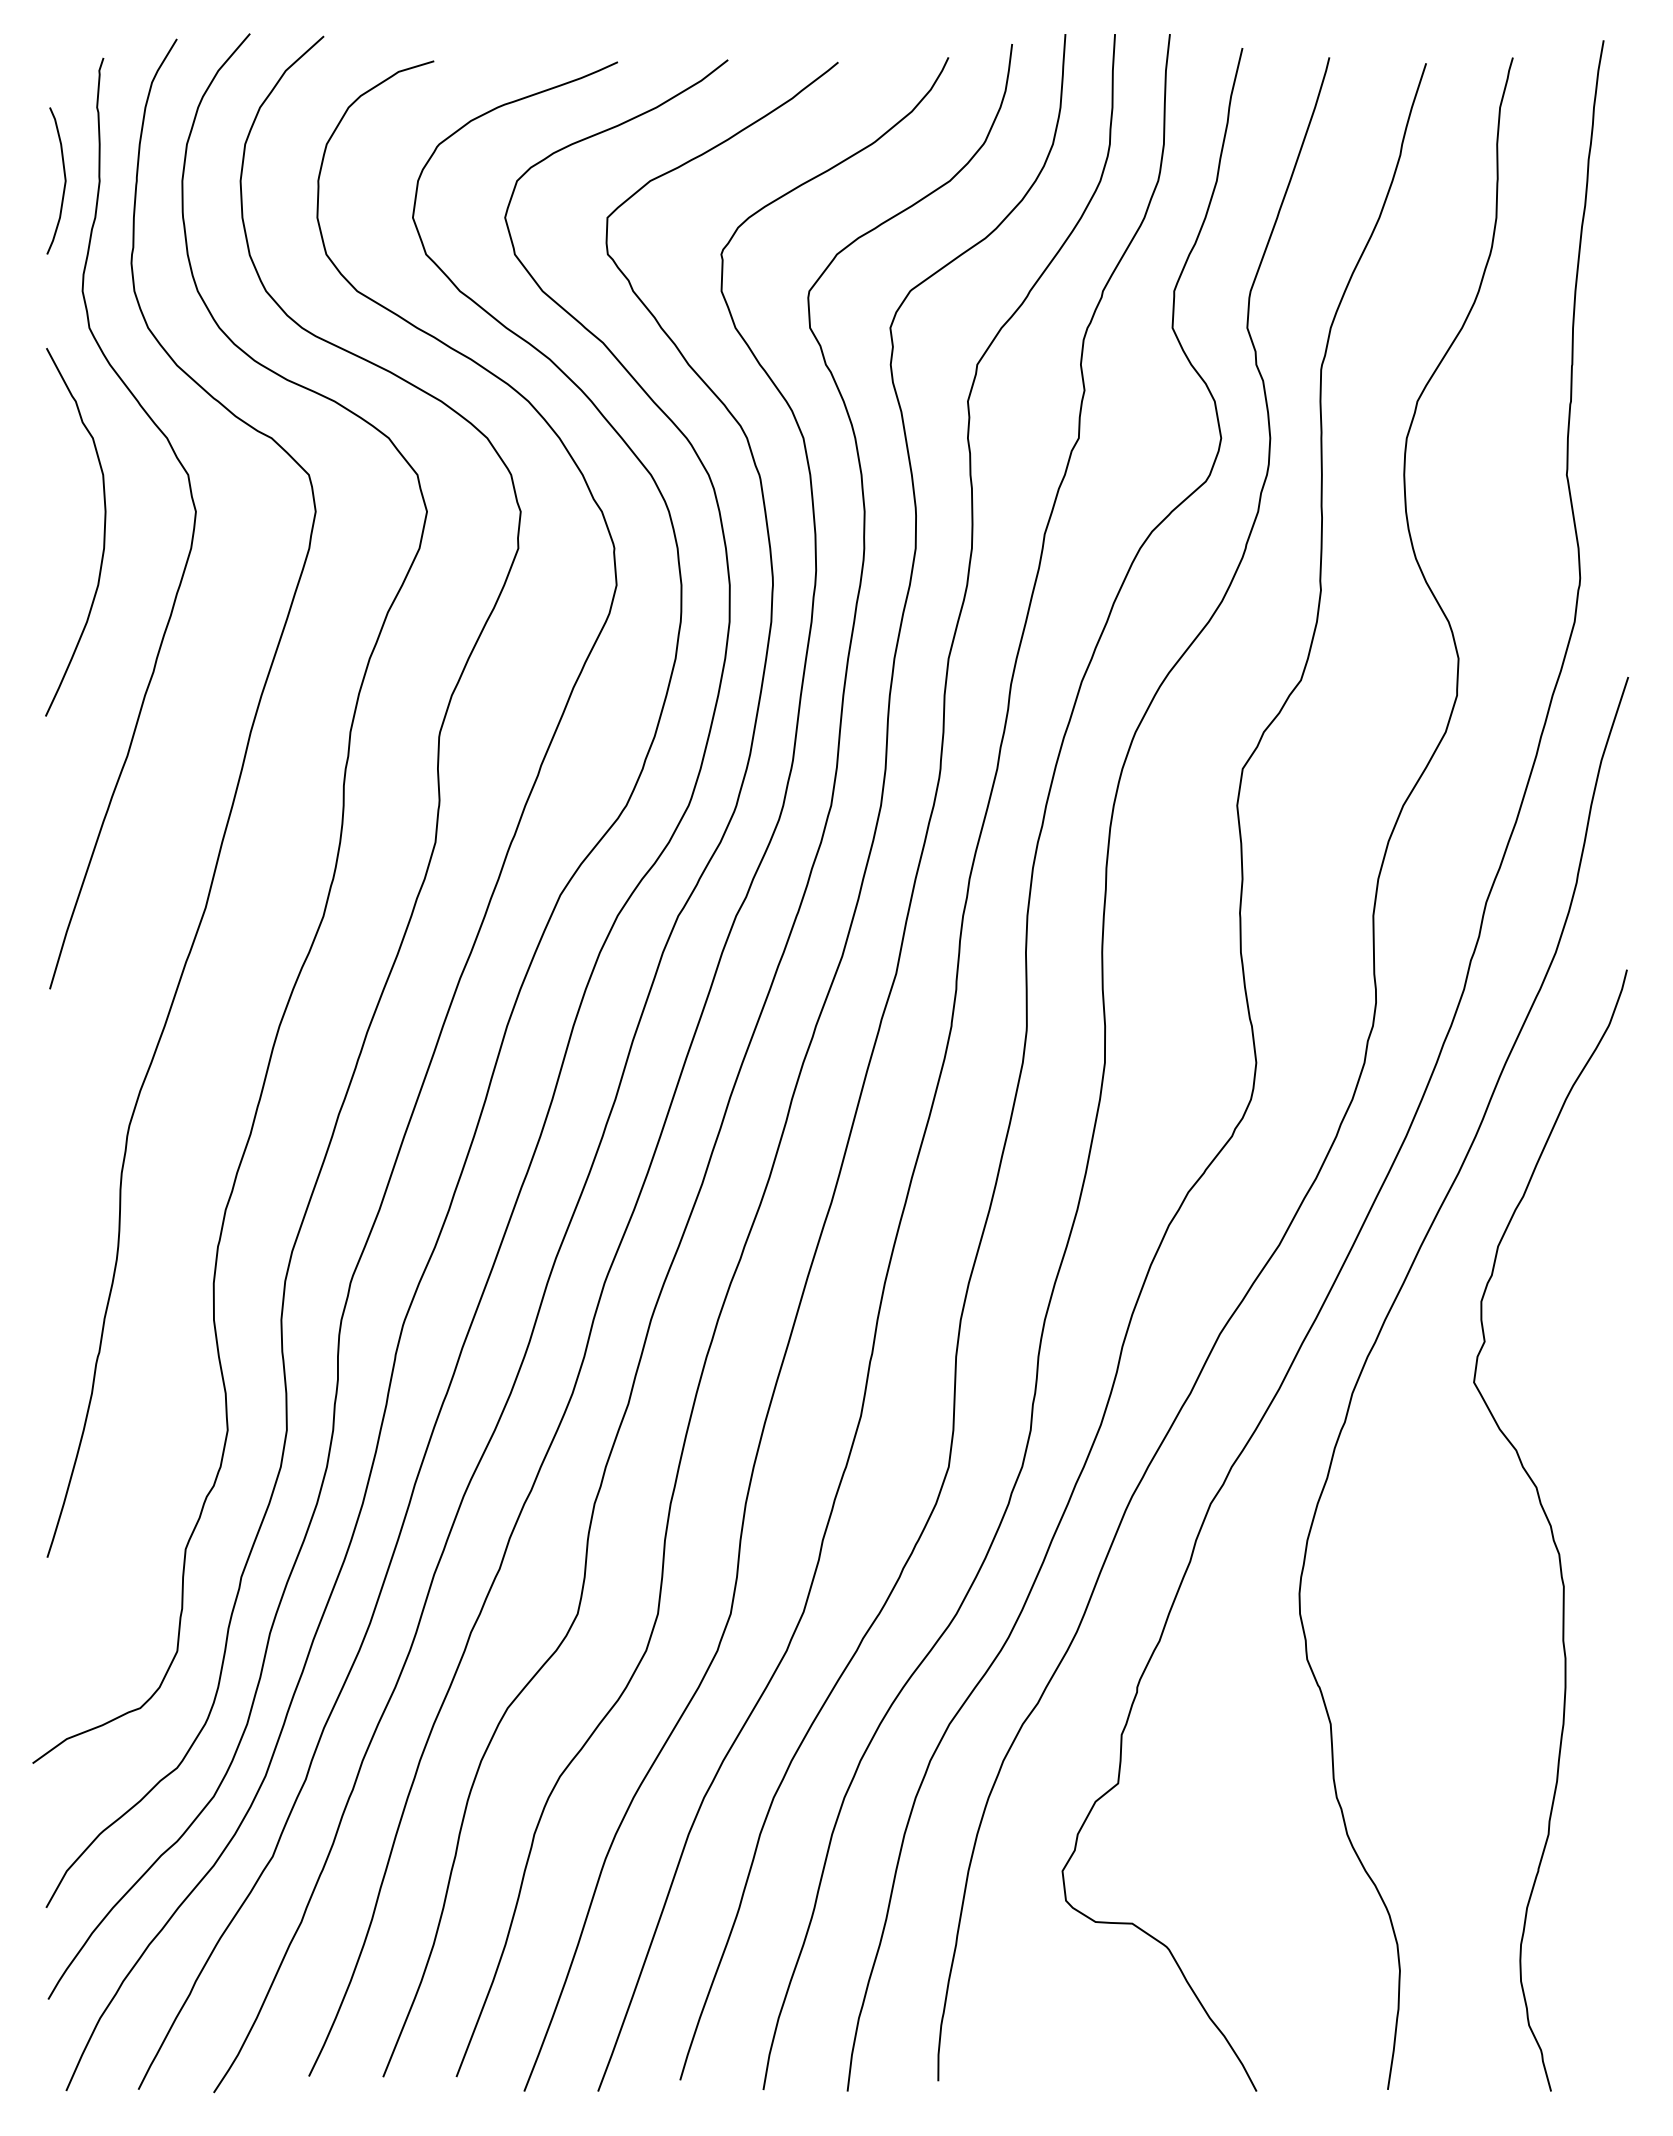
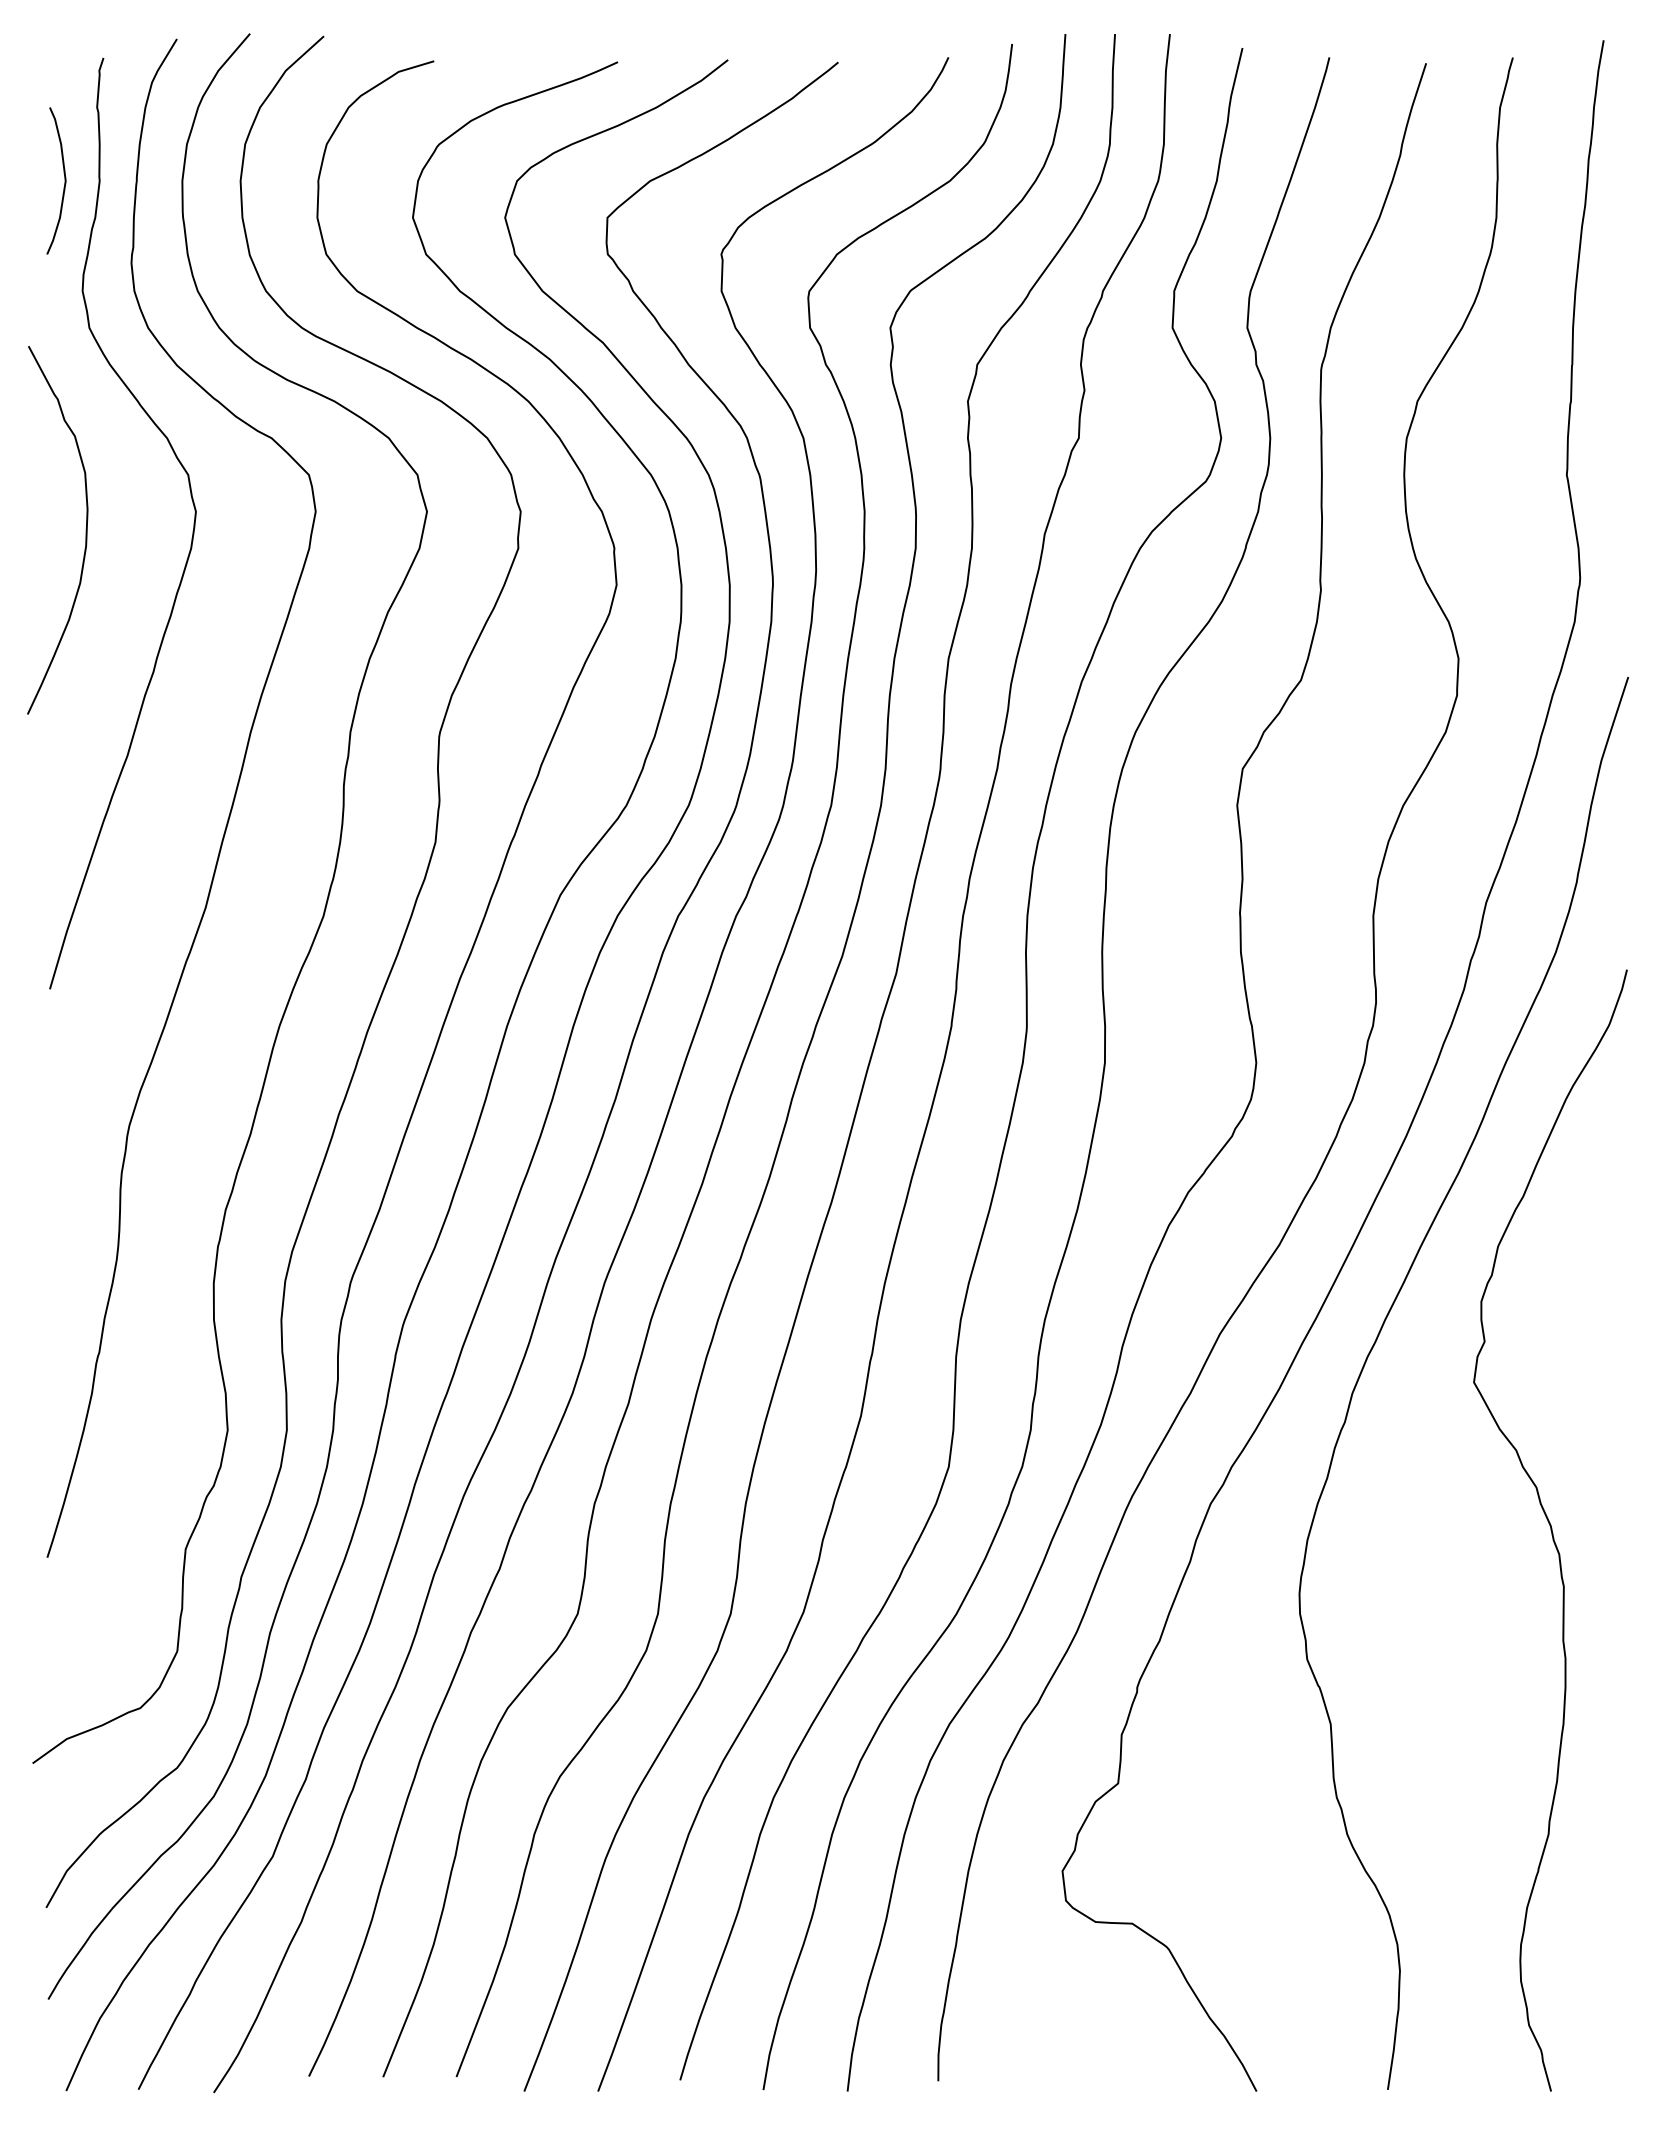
curve position: (103, 532) -> (85, 530) (85, 530)
